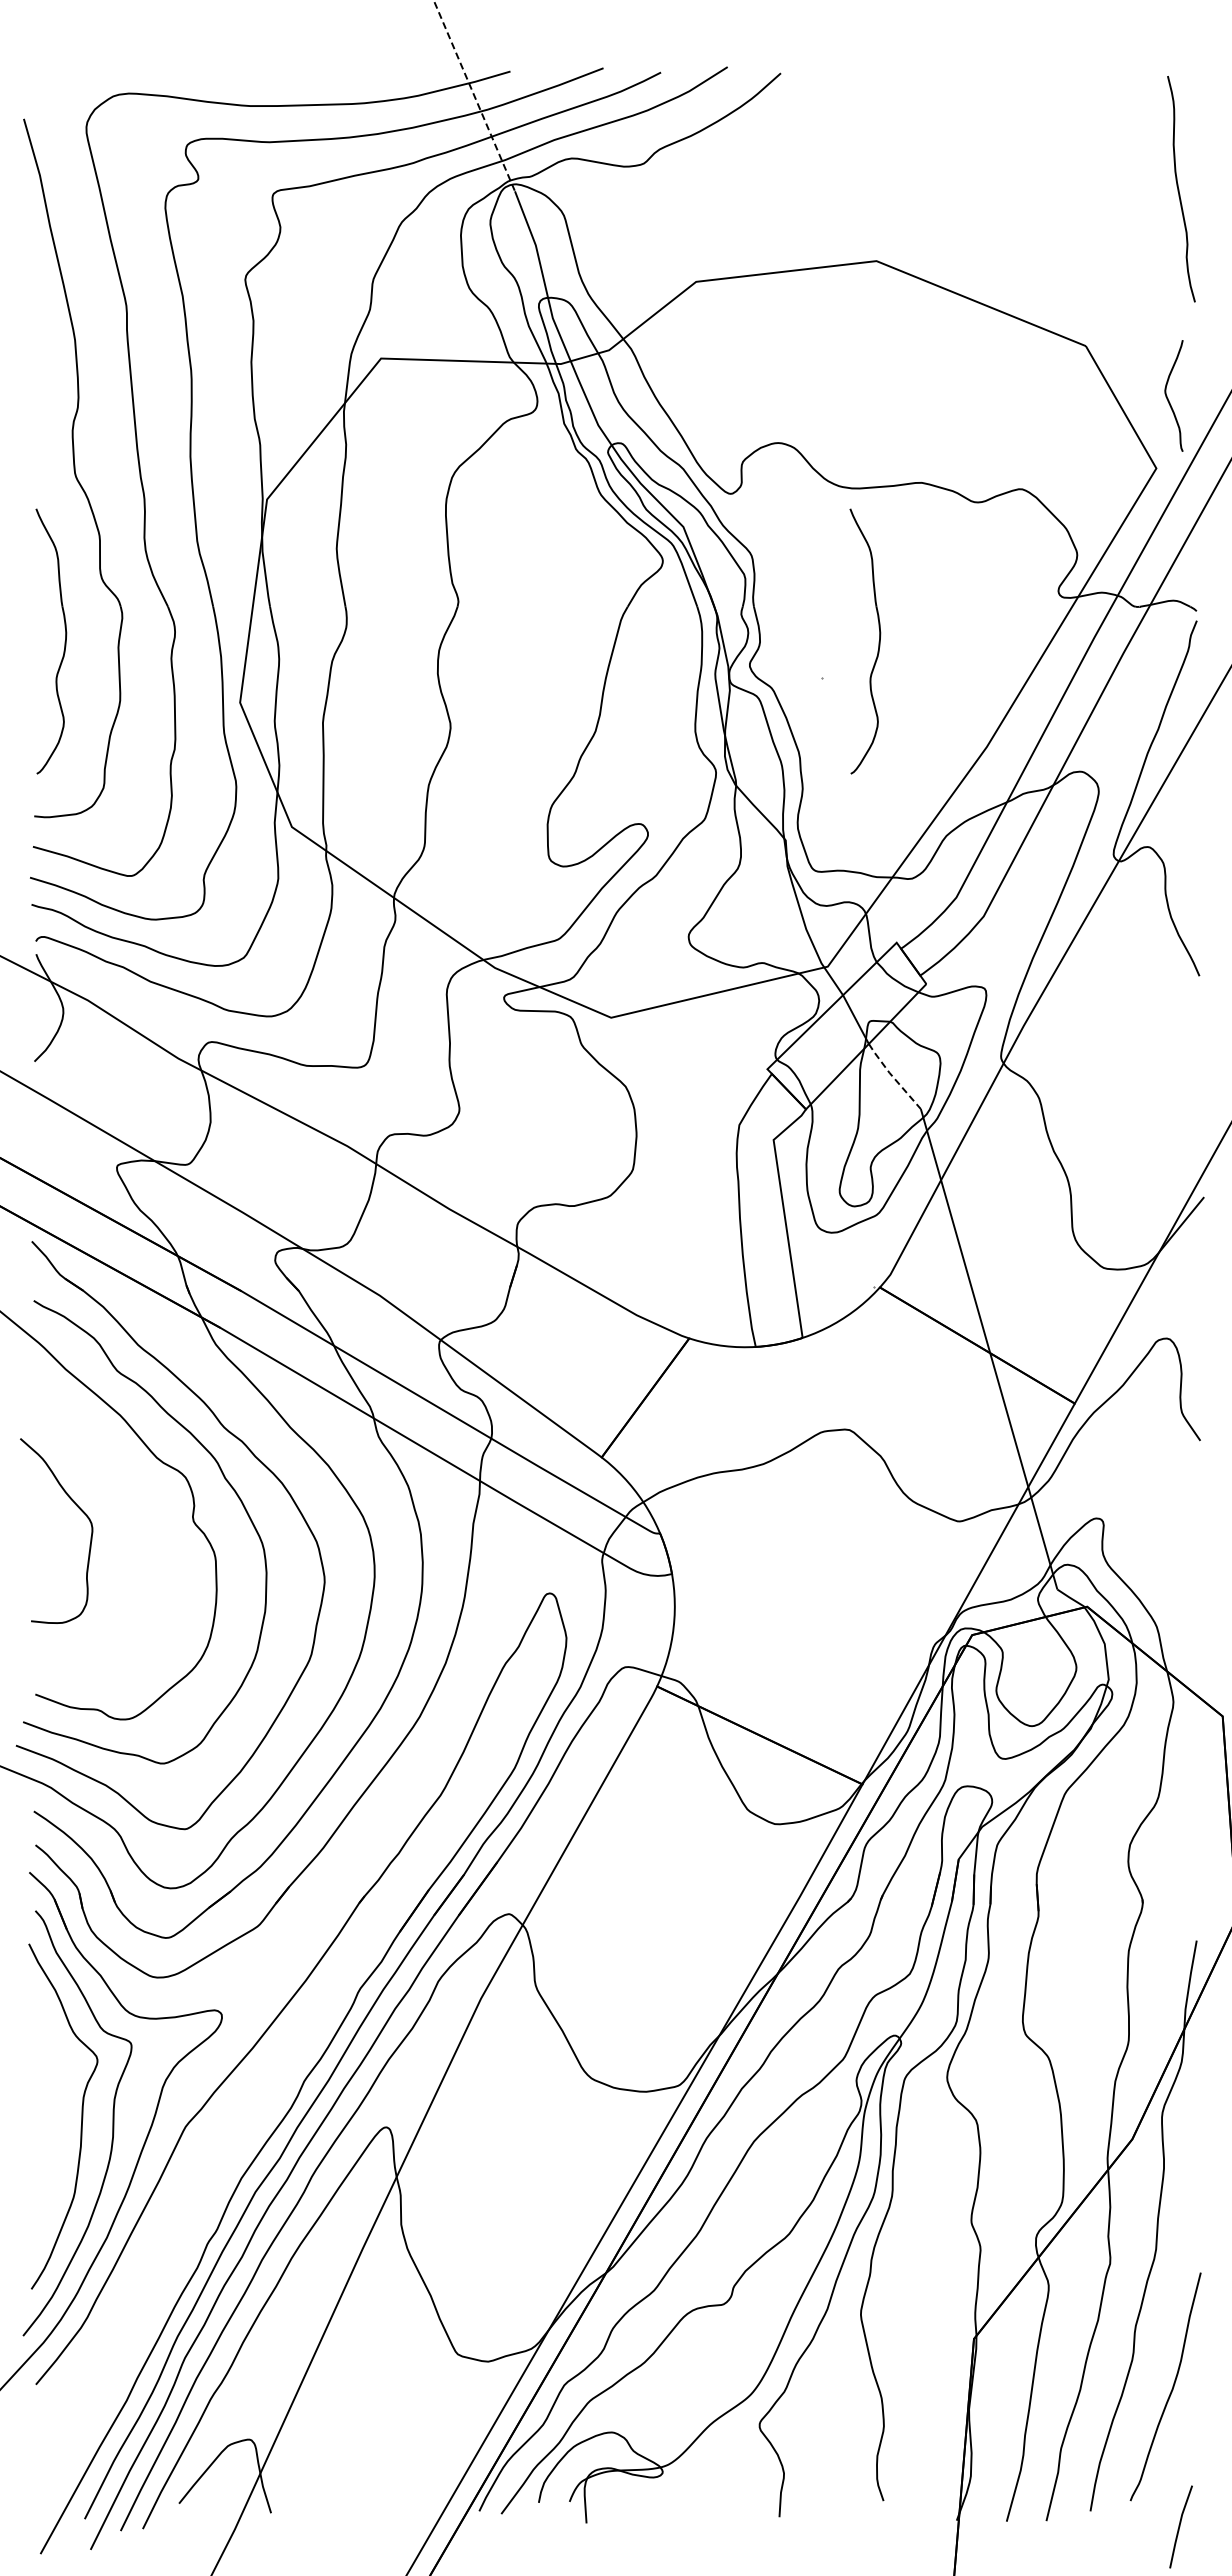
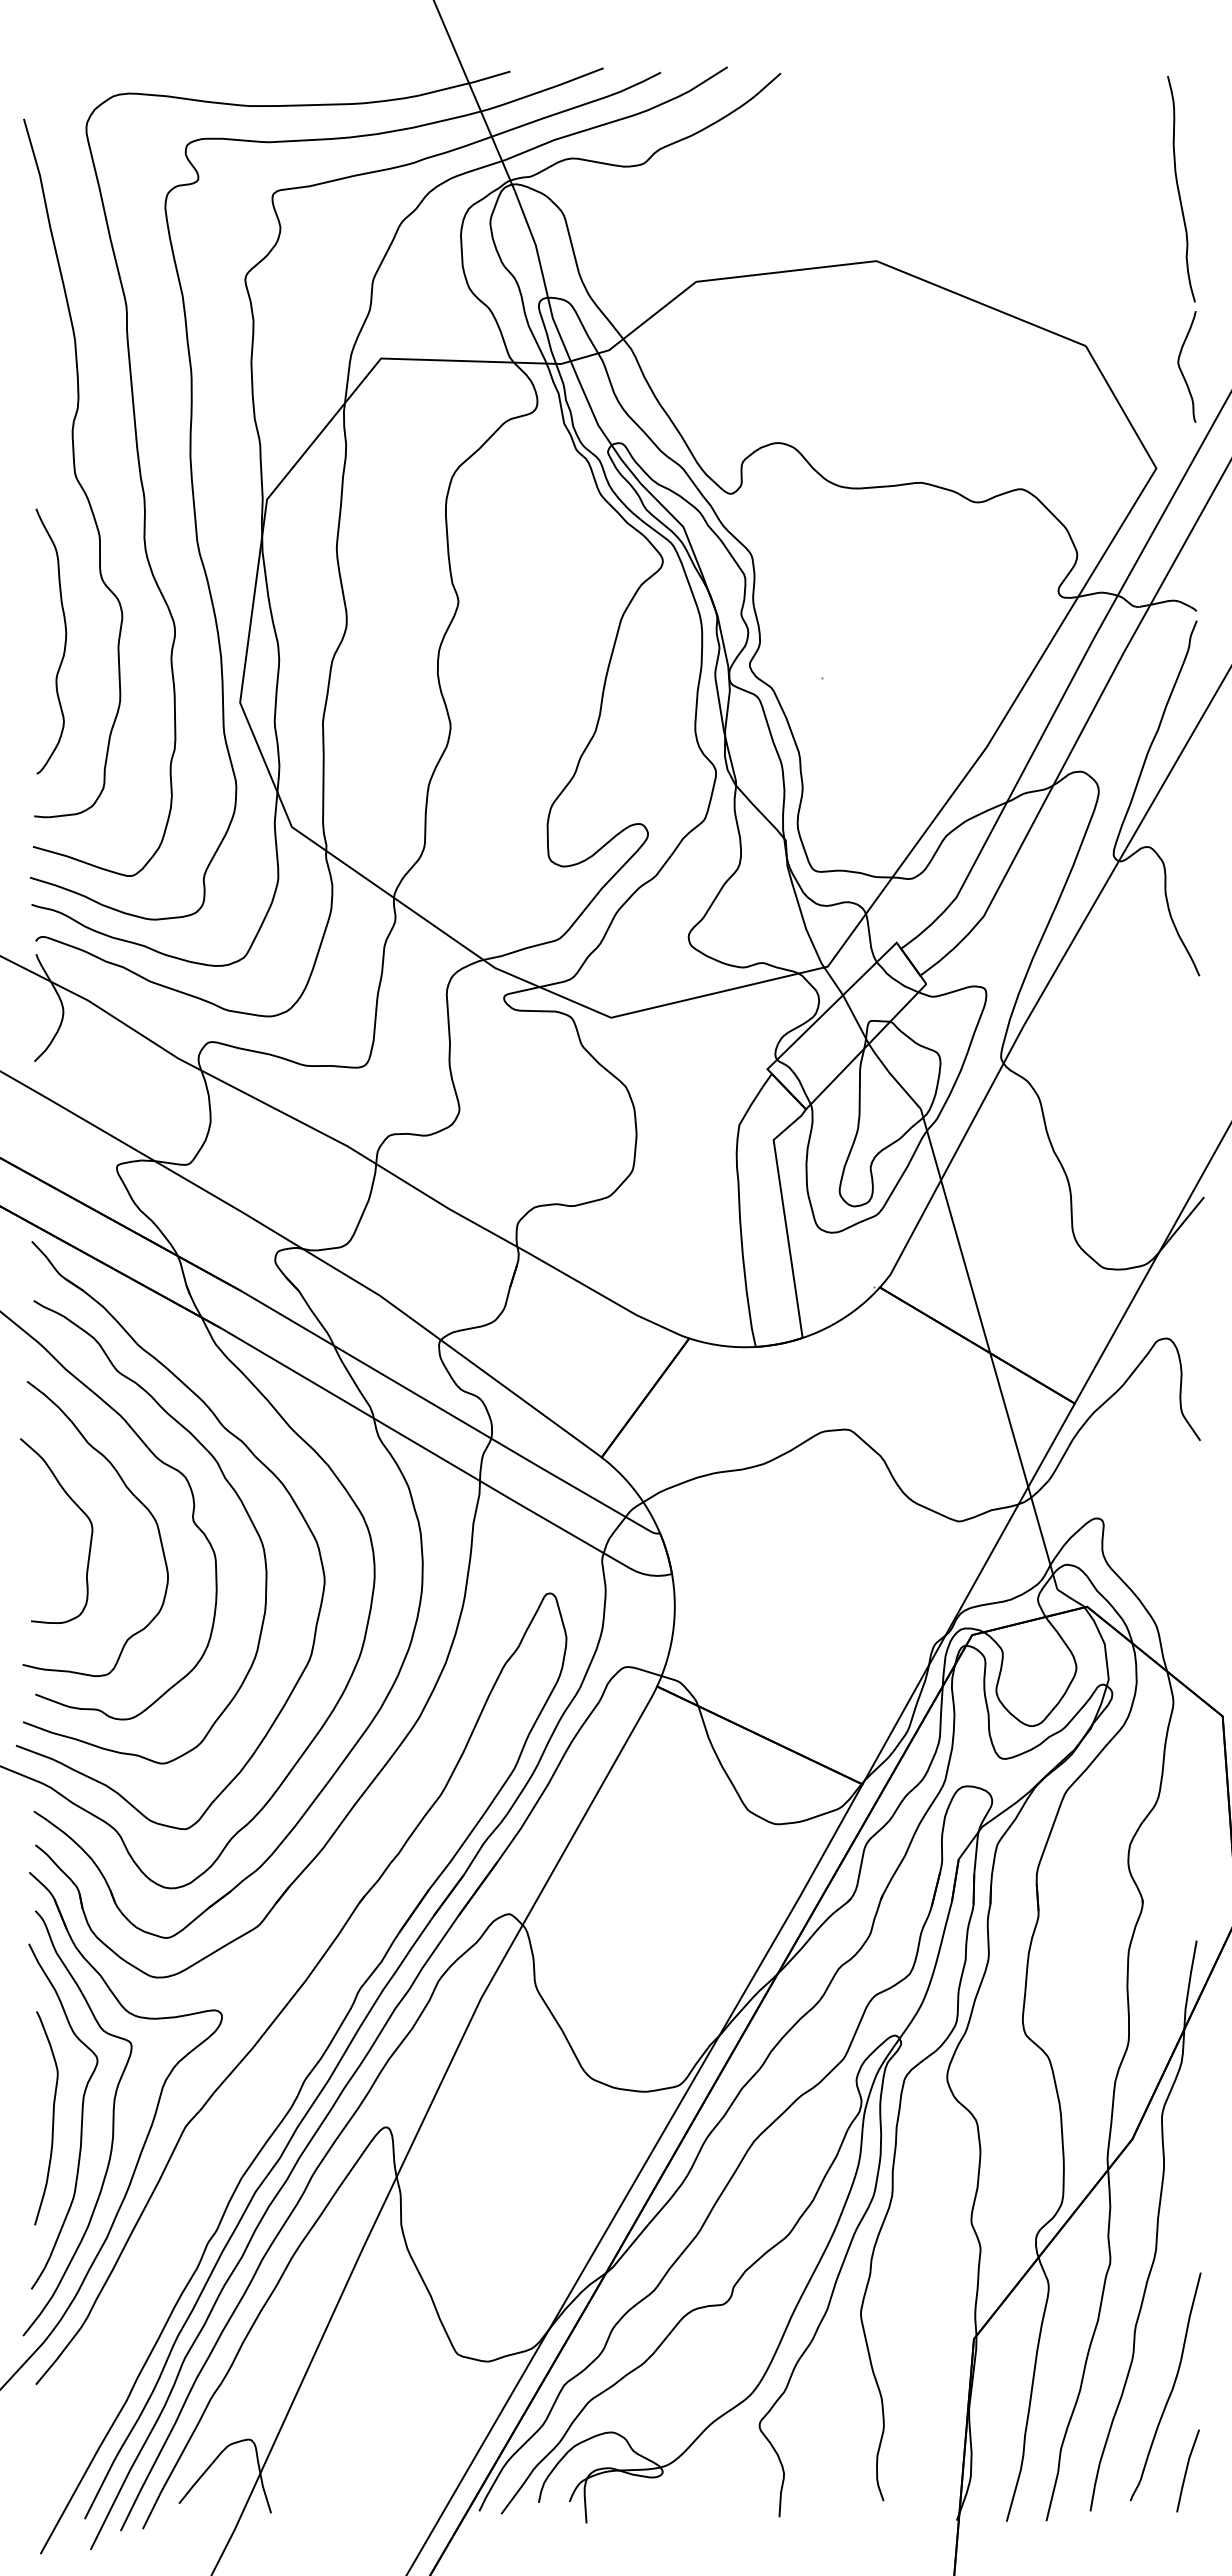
line: dashed -> solid (474, 96)
curve position: (1168, 398) -> (1181, 369) (1181, 369)
part: present -> none (878, 641)
line: dashed -> solid (892, 1076)
curve: none -> present (131, 1494)
curve: none -> present (52, 2118)
line position: (1180, 2526) -> (1187, 2470) (1187, 2470)
